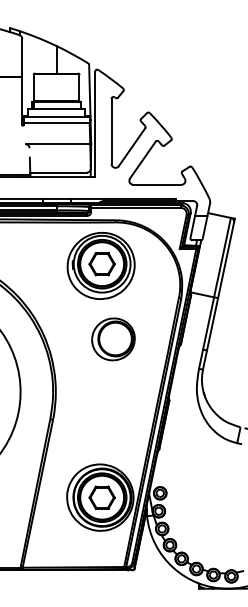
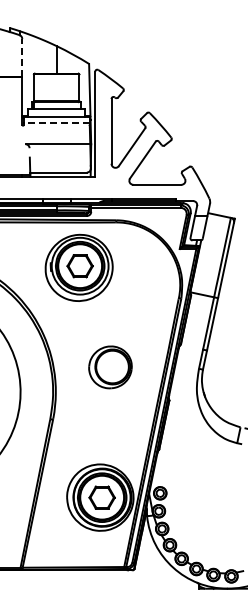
line: solid -> dashed (22, 57)
line: solid -> dashed (56, 123)
part position: (100, 265) -> (78, 267) (78, 267)
part position: (113, 339) -> (110, 367) (110, 367)
